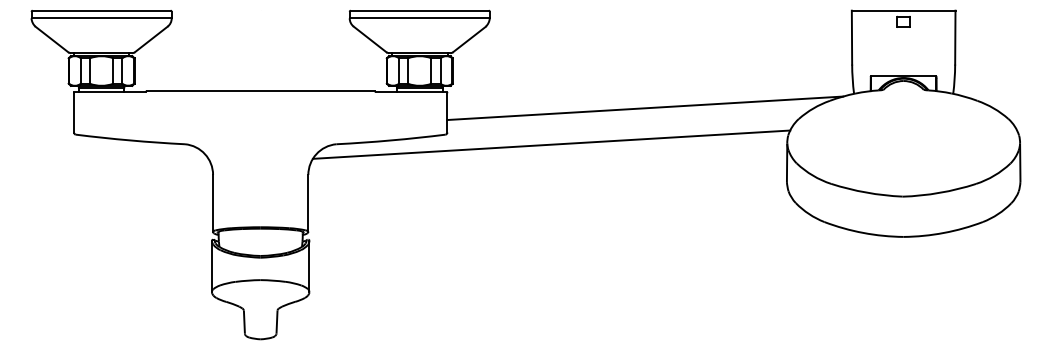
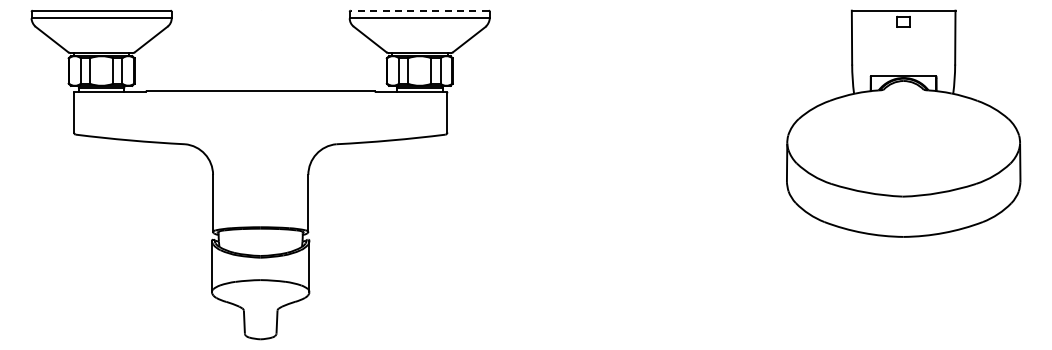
line: solid -> dashed (419, 10)
line: present -> none (645, 108)
line: present -> none (551, 144)
